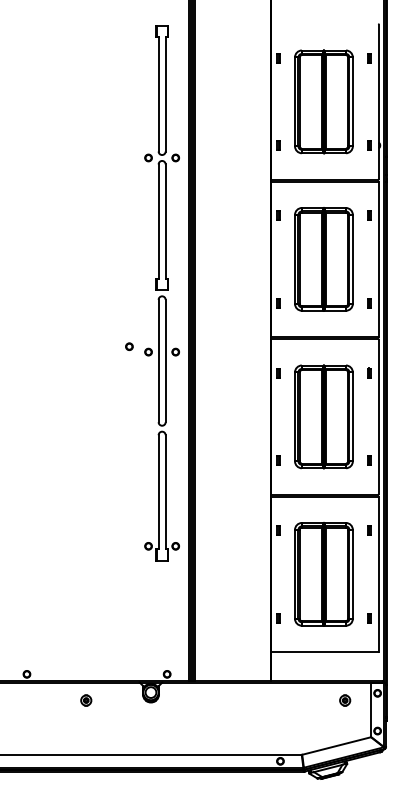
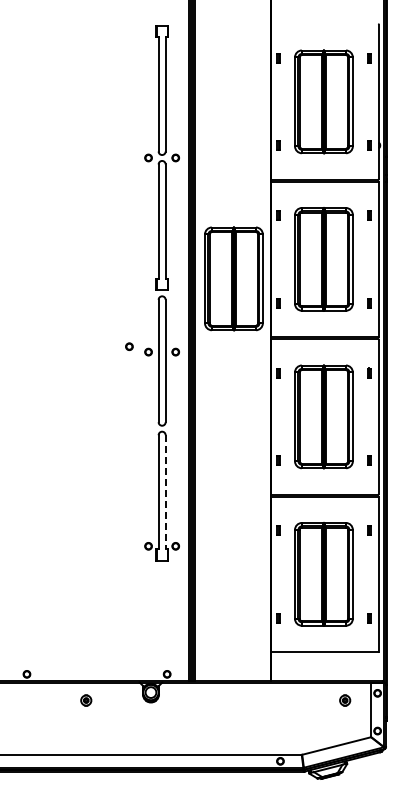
part: none -> present (233, 278)
line: solid -> dashed (165, 492)
